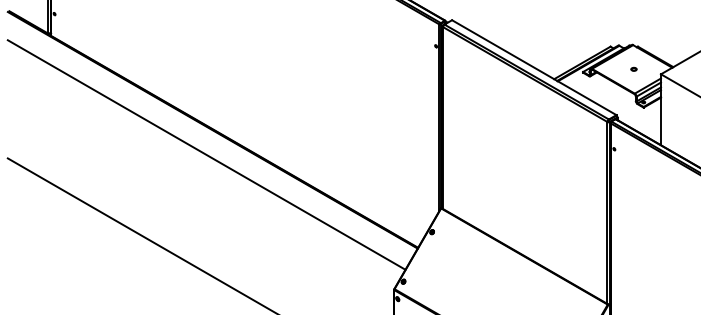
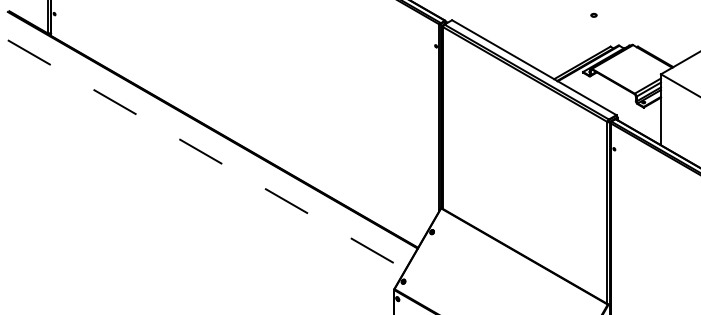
part position: (633, 68) -> (593, 14) (593, 14)
line: solid -> dashed (206, 155)
line: present -> none (140, 234)
